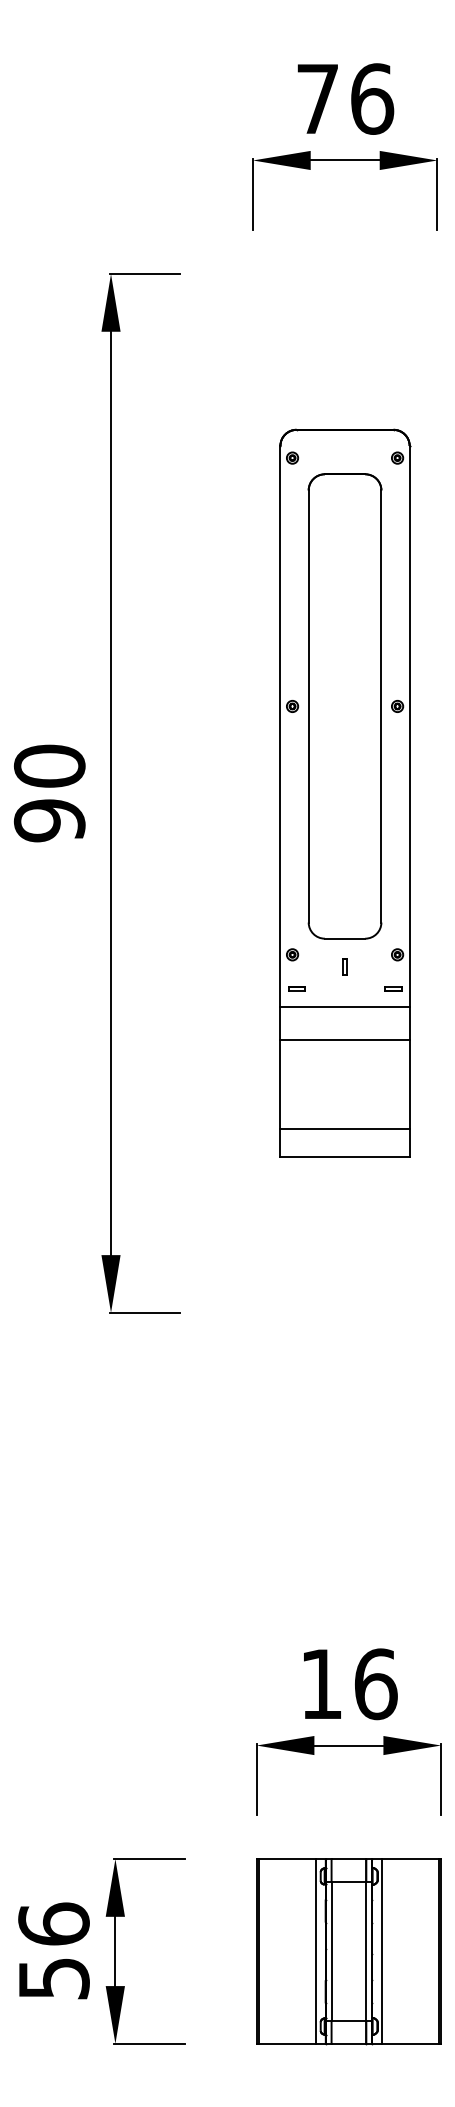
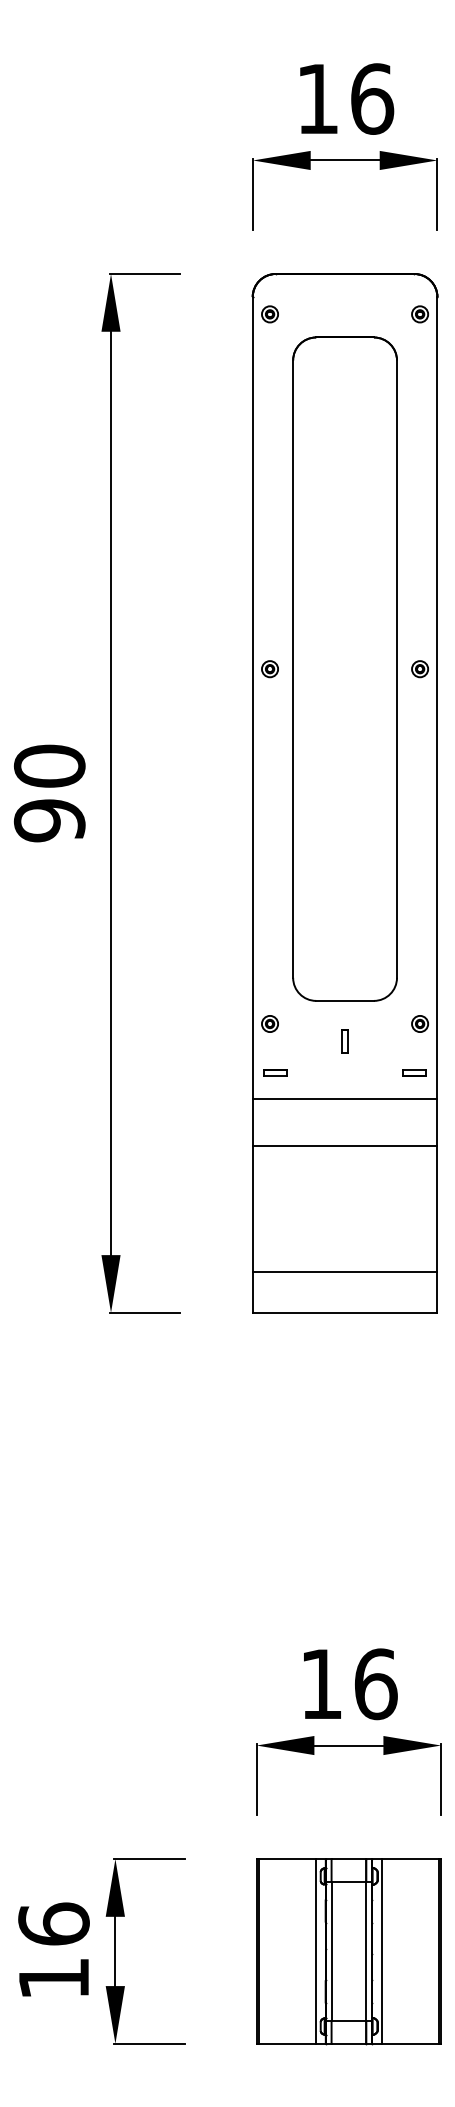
text: 76 -> 16 (317, 98)
part size: 133x730 px -> 188x1041 px (344, 793)
text: 56 -> 16 (54, 1978)
